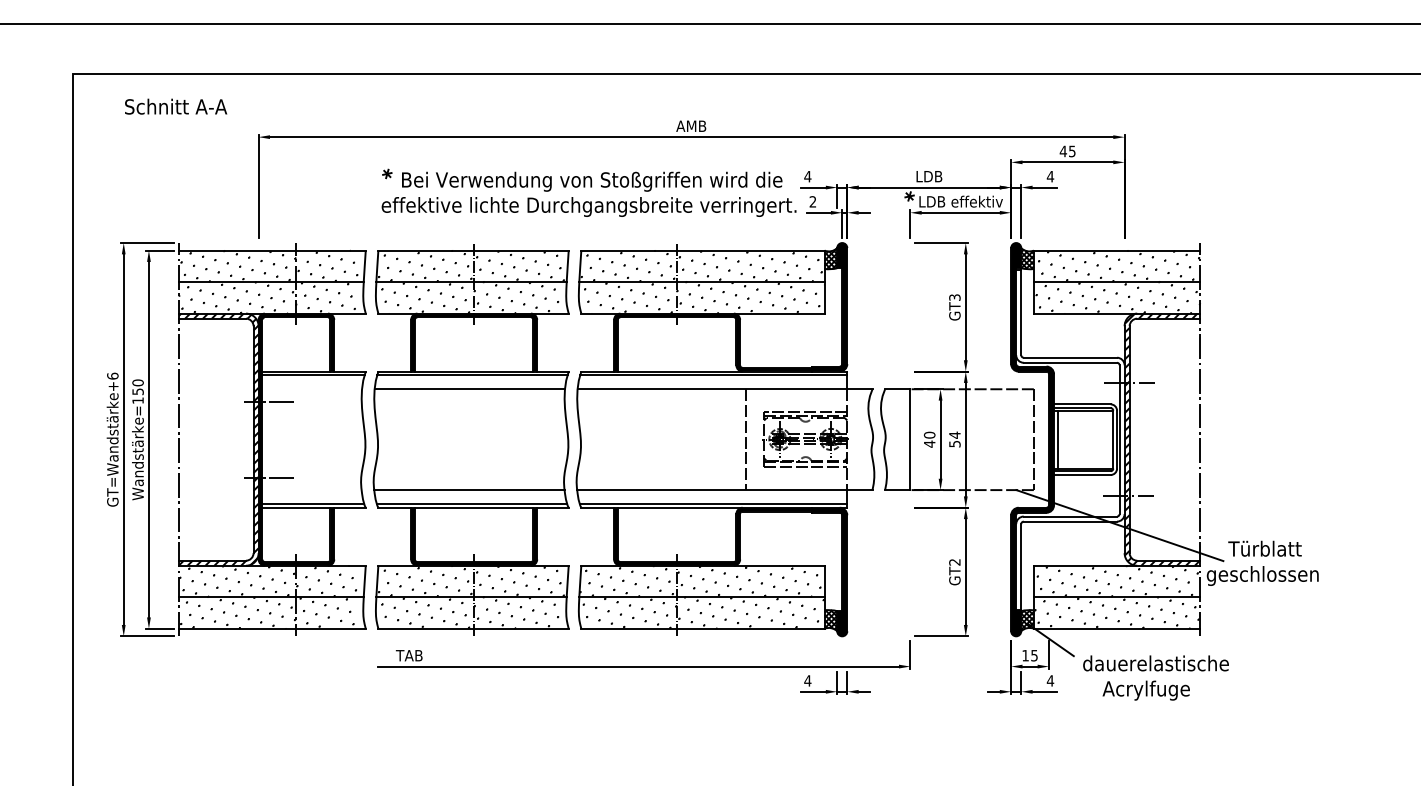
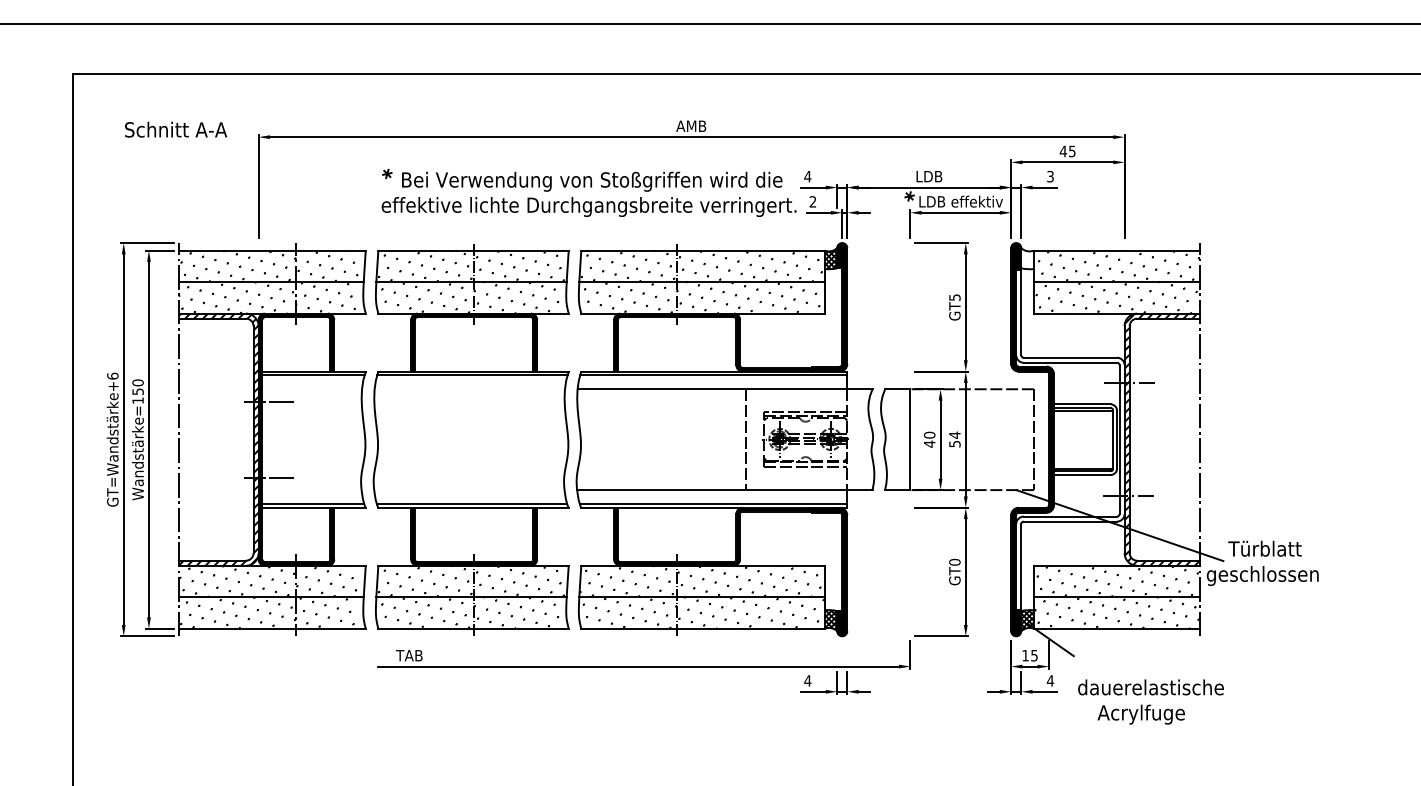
text position: (176, 106) -> (176, 129) (176, 129)
text: 4 -> 3 (1050, 176)
hatch: present -> none (1027, 259)
text: GT3 -> GT5 (954, 297)
line: present -> none (469, 389)
line: present -> none (1057, 439)
line: present -> none (469, 490)
text: GT2 -> GT0 (954, 561)
text position: (1155, 677) -> (1150, 701) (1150, 701)
